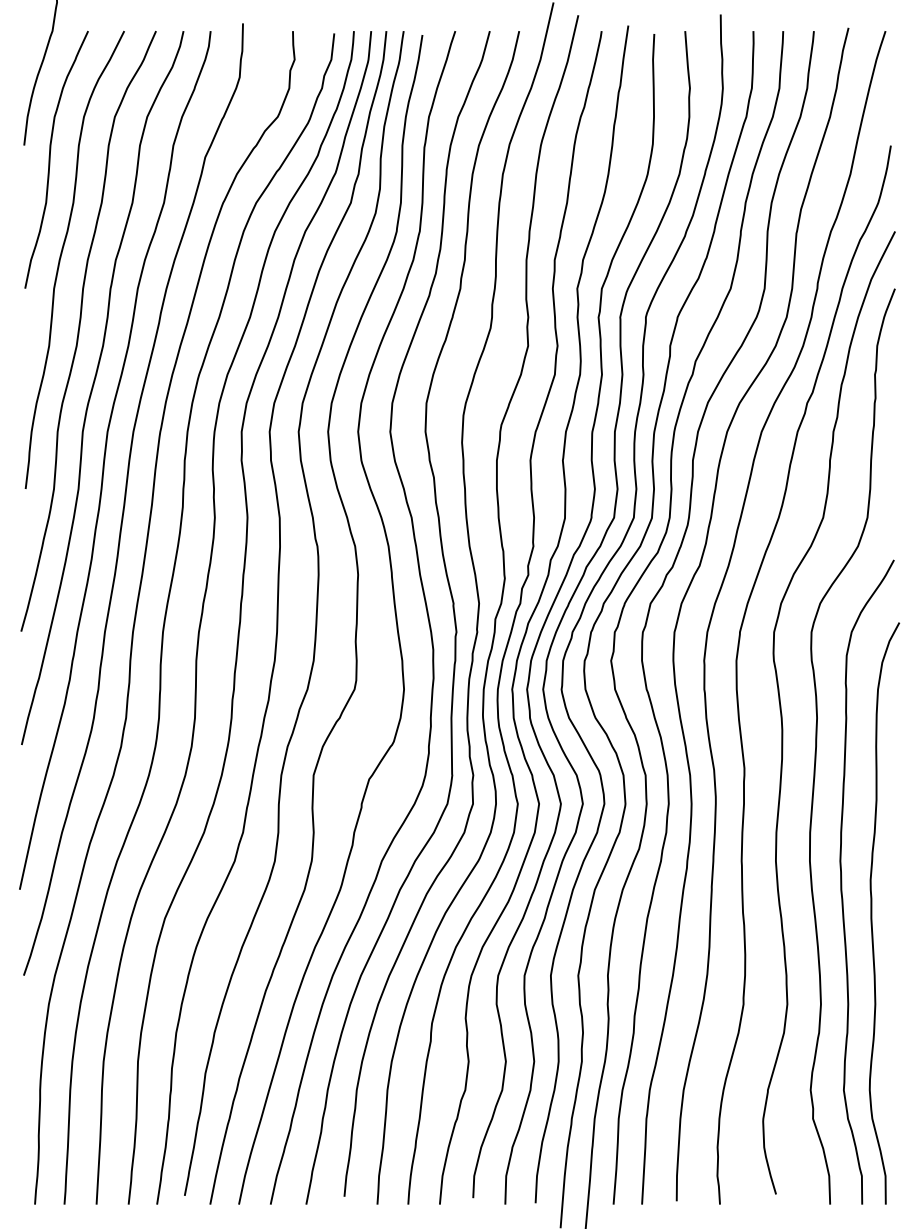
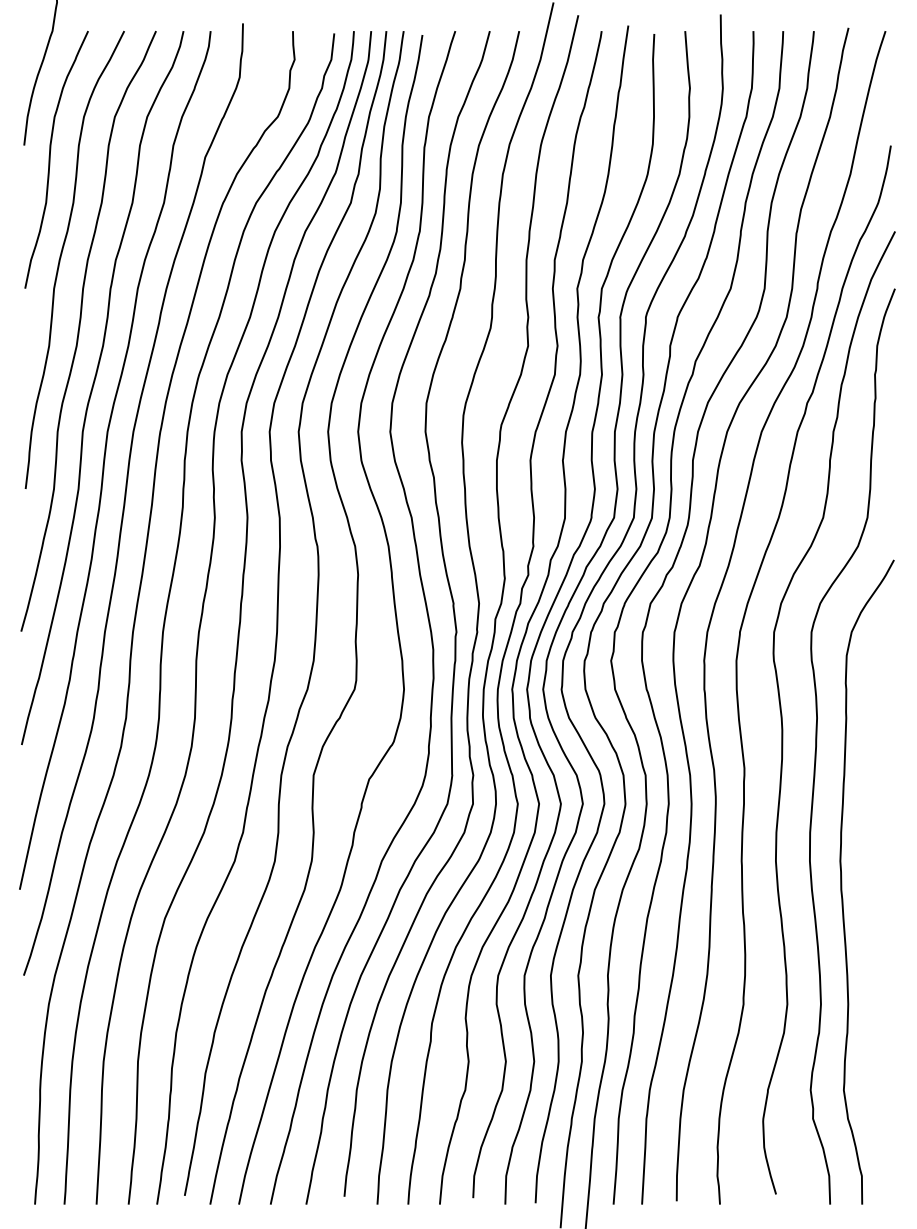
curve: present -> none (872, 913)
